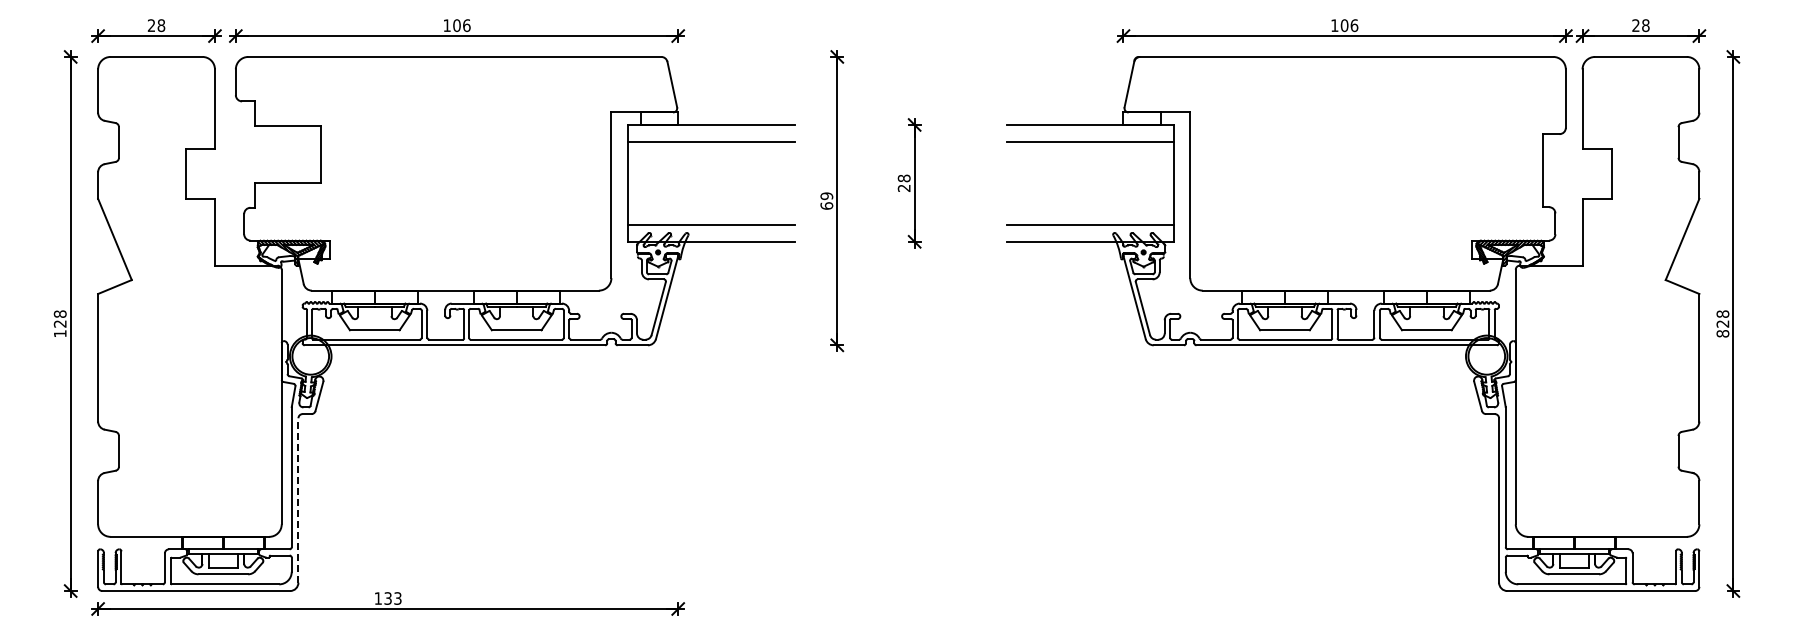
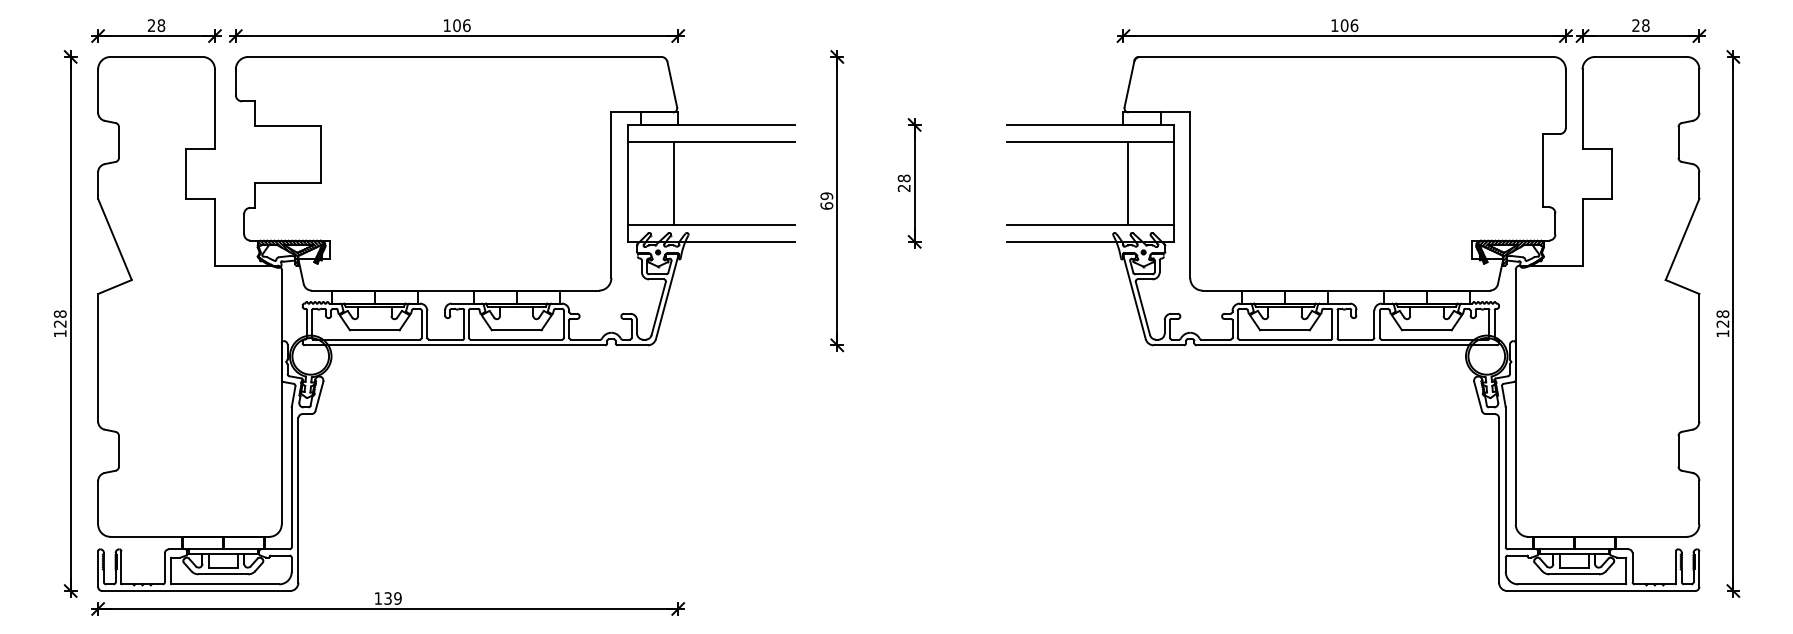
line: none -> present (674, 183)
line: none -> present (1127, 183)
text: 828 -> 128 (1722, 333)
line: dashed -> solid (298, 499)
text: 133 -> 139 (397, 598)
